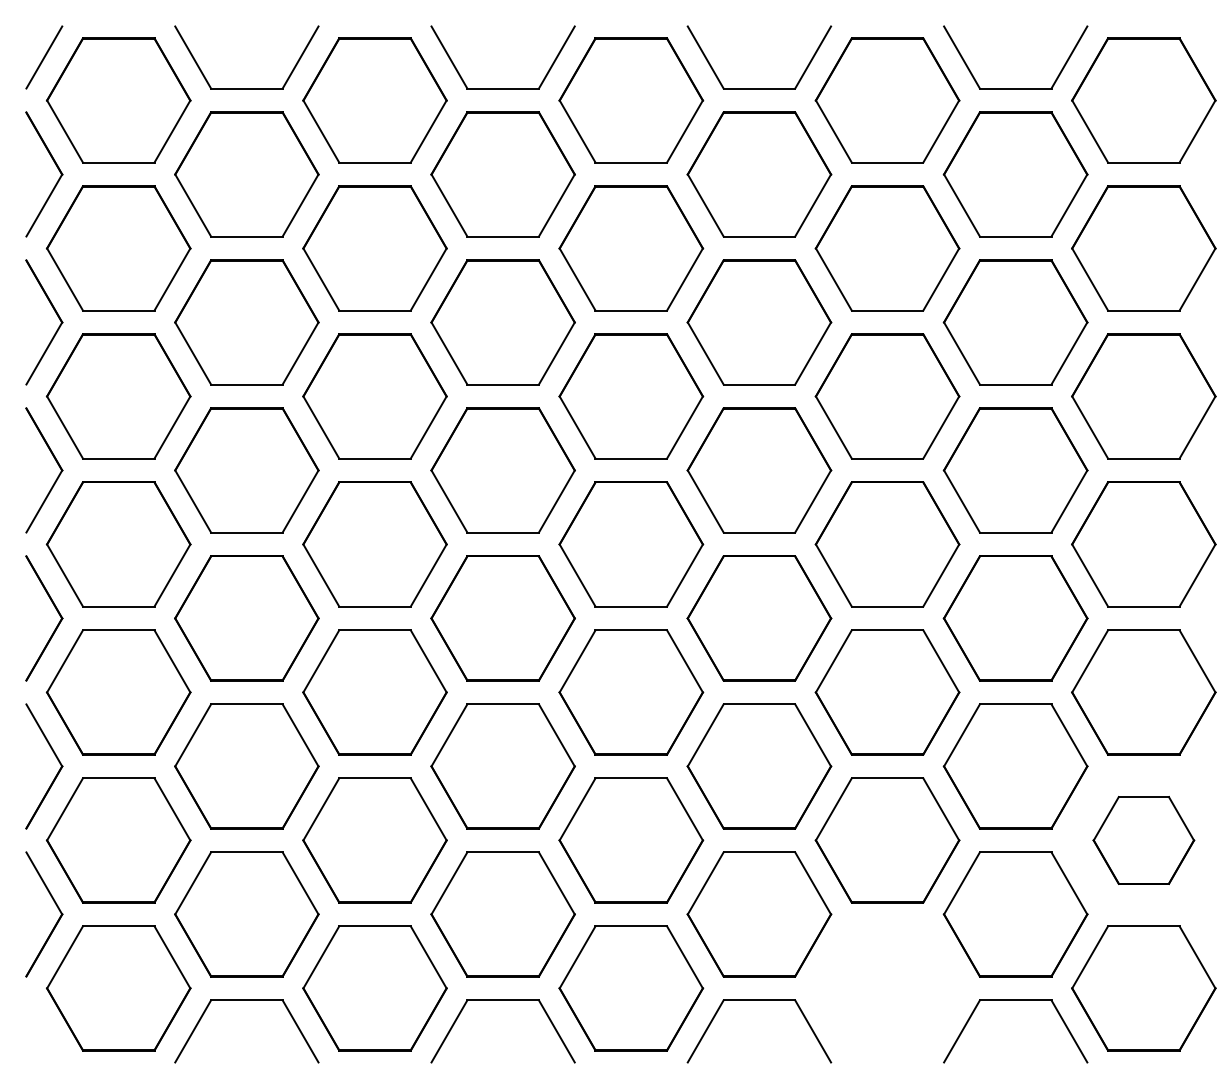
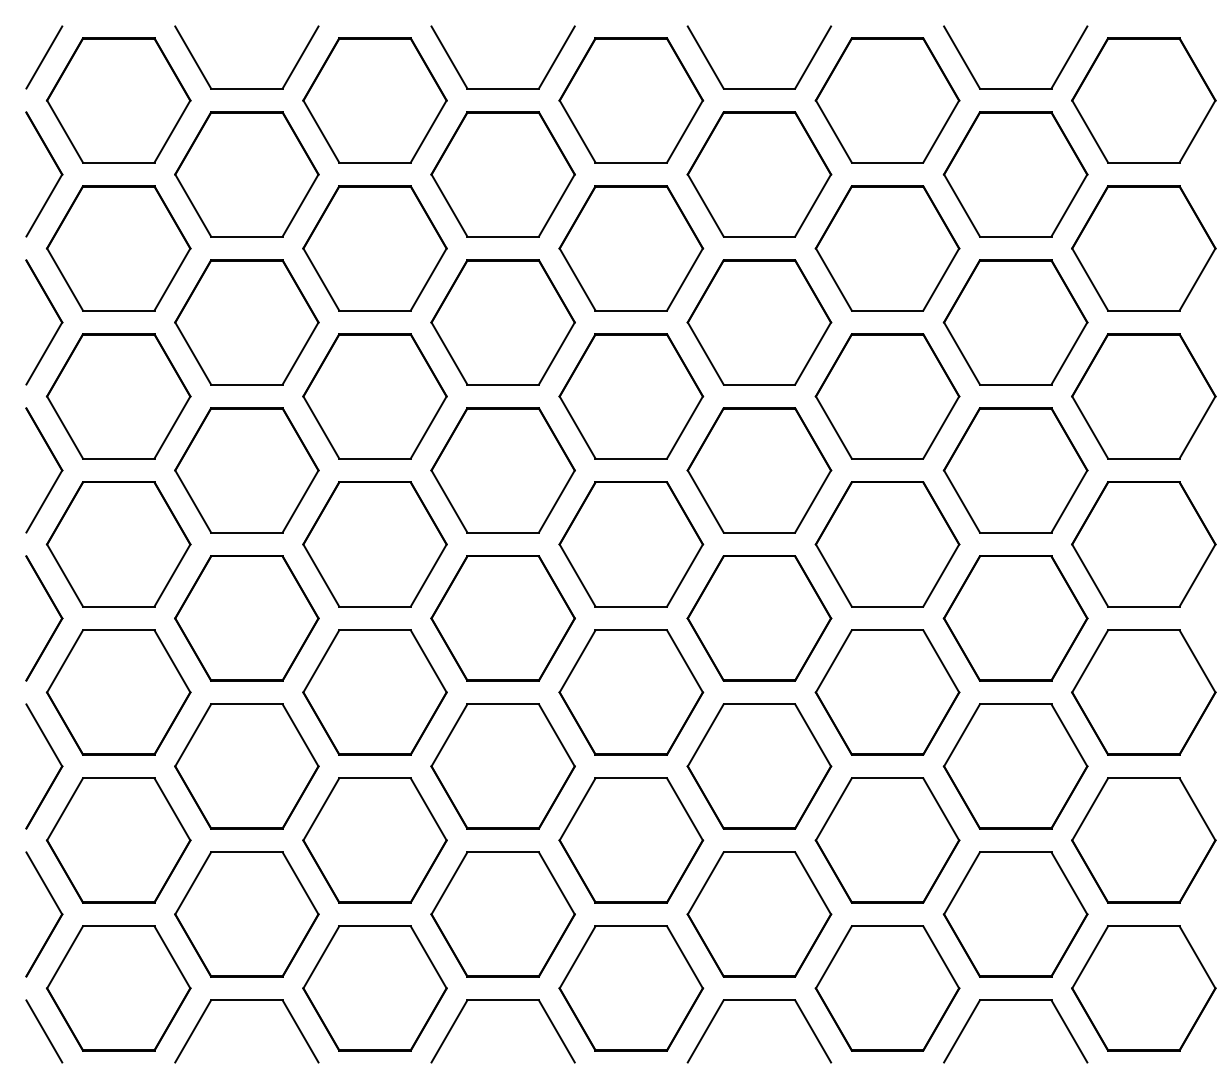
part size: 104x89 px -> 146x127 px (1143, 840)
part: none -> present (887, 988)
line: none -> present (44, 1031)
